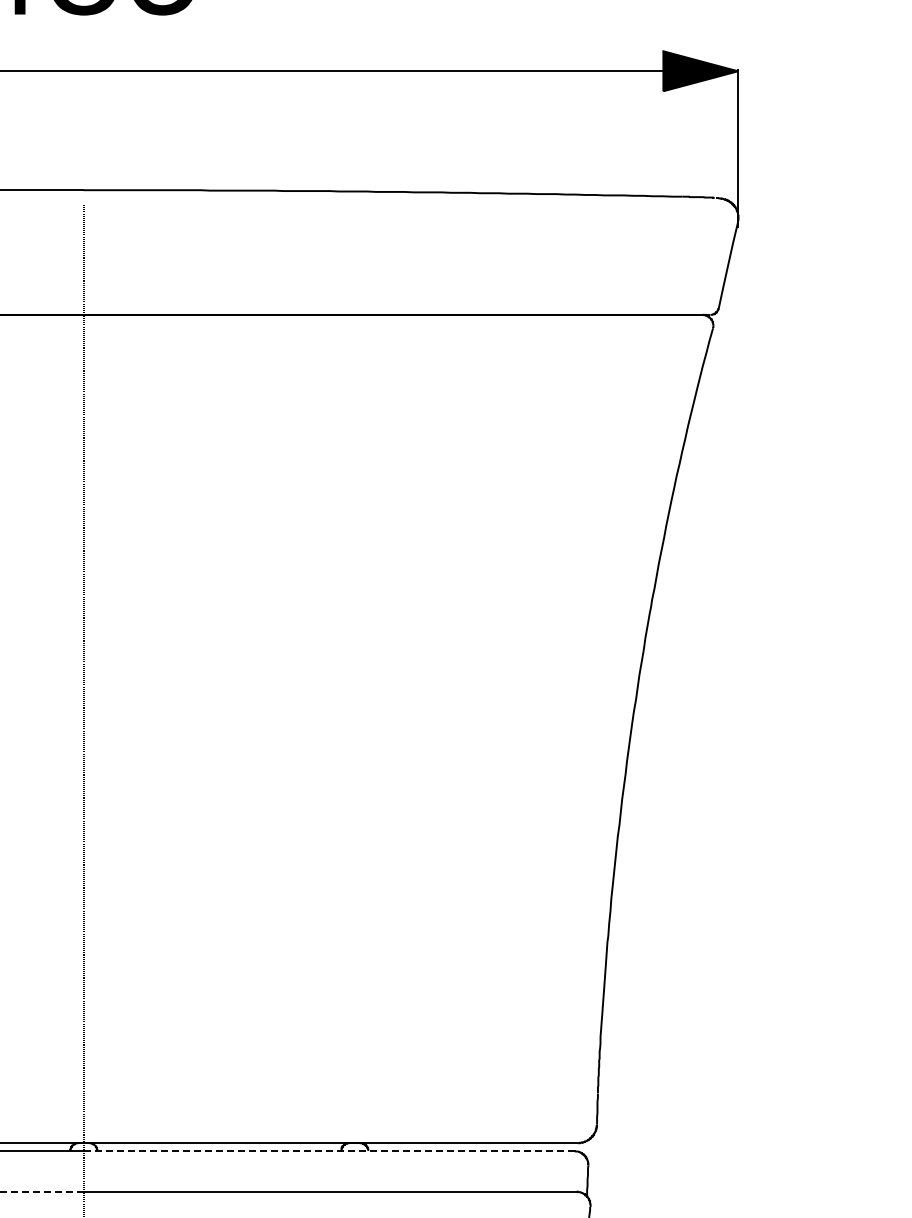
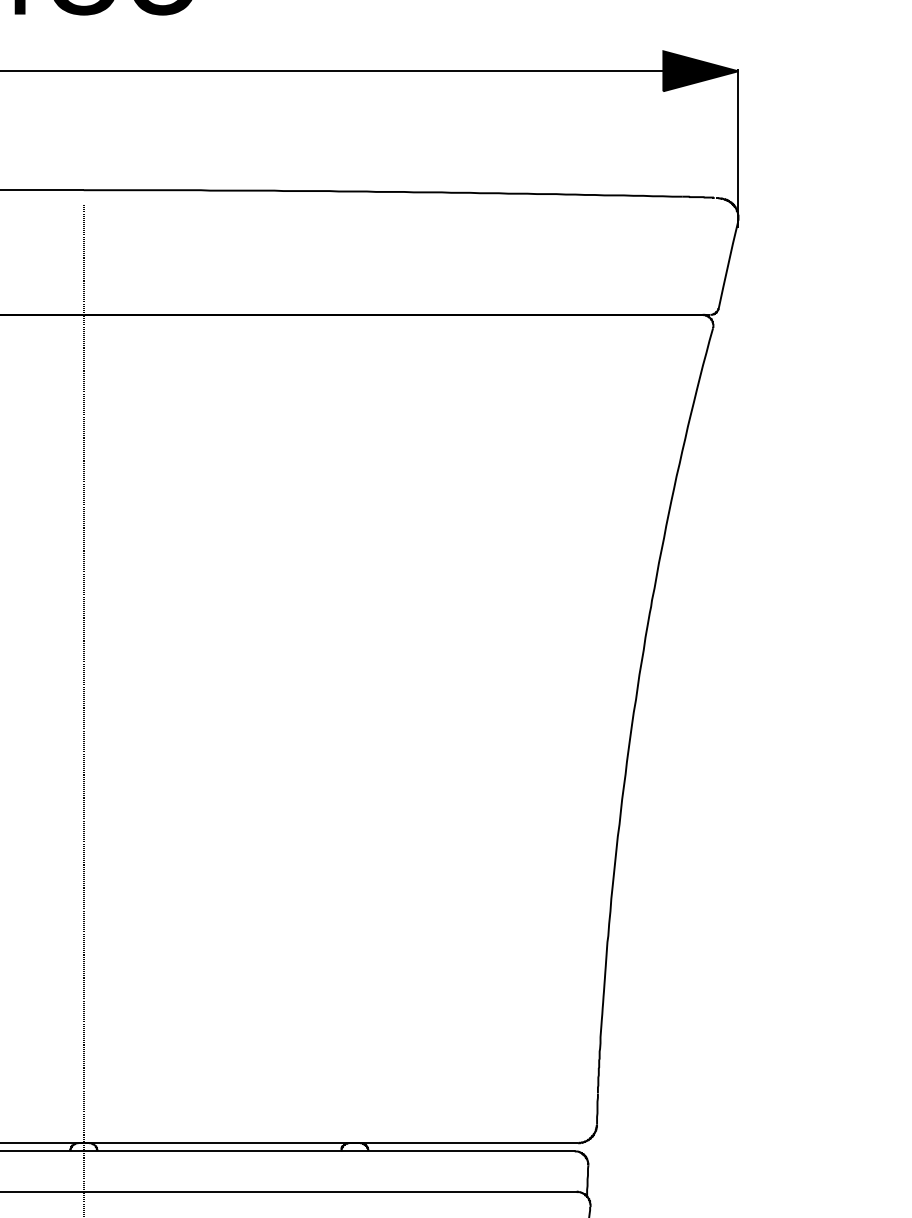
line: dashed -> solid (329, 1151)
line: dashed -> solid (41, 1191)
